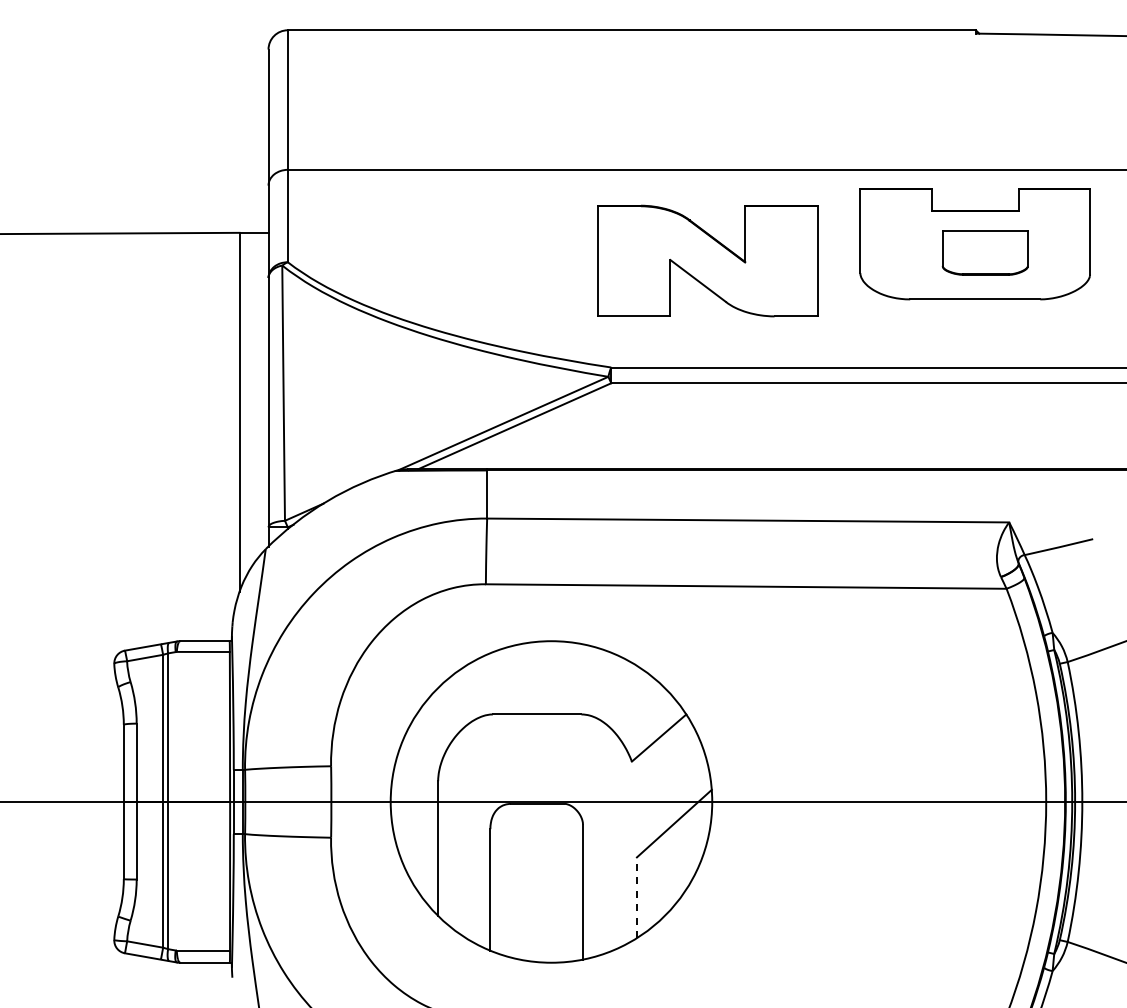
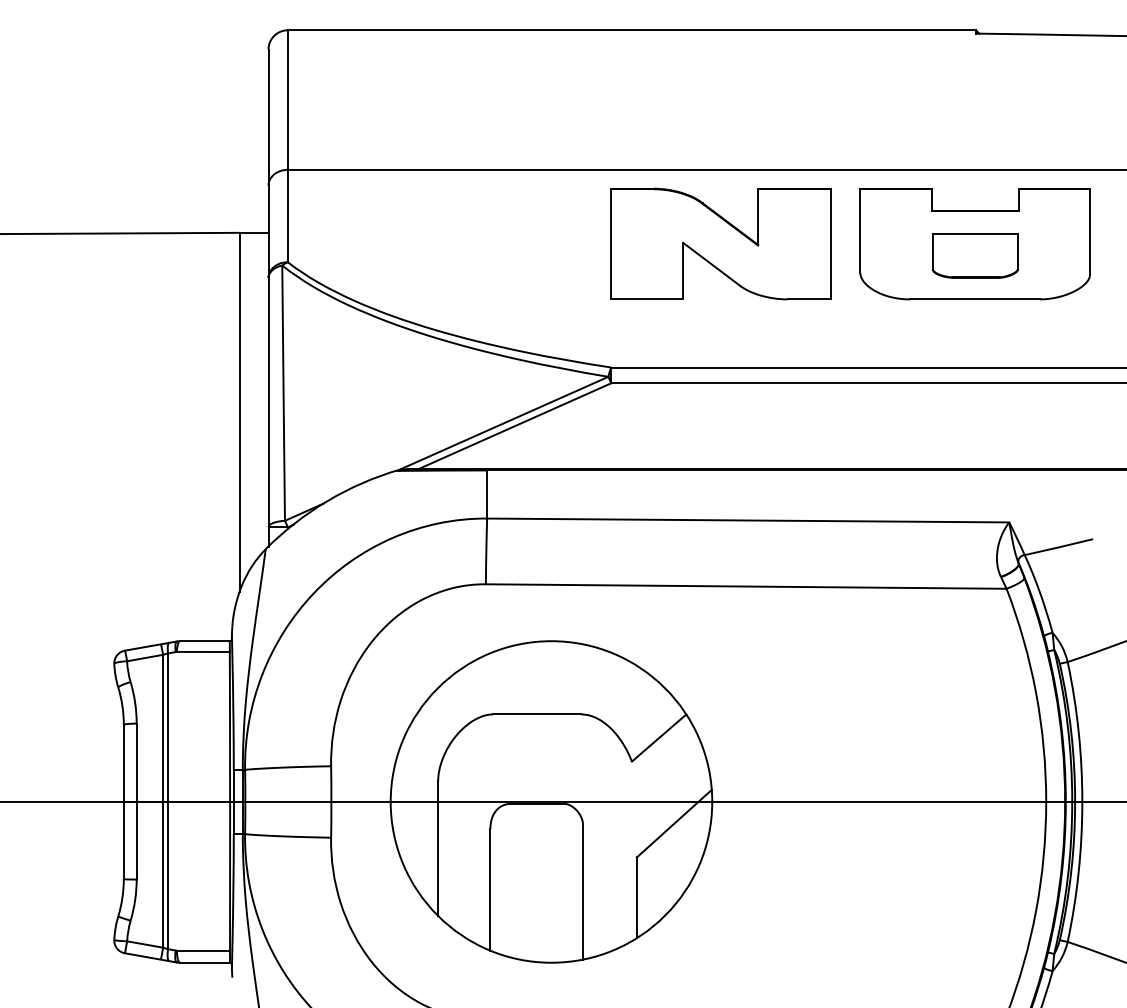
part position: (984, 252) -> (974, 255) (974, 255)
part position: (707, 260) -> (720, 243) (720, 243)
line: dashed -> solid (636, 897)
